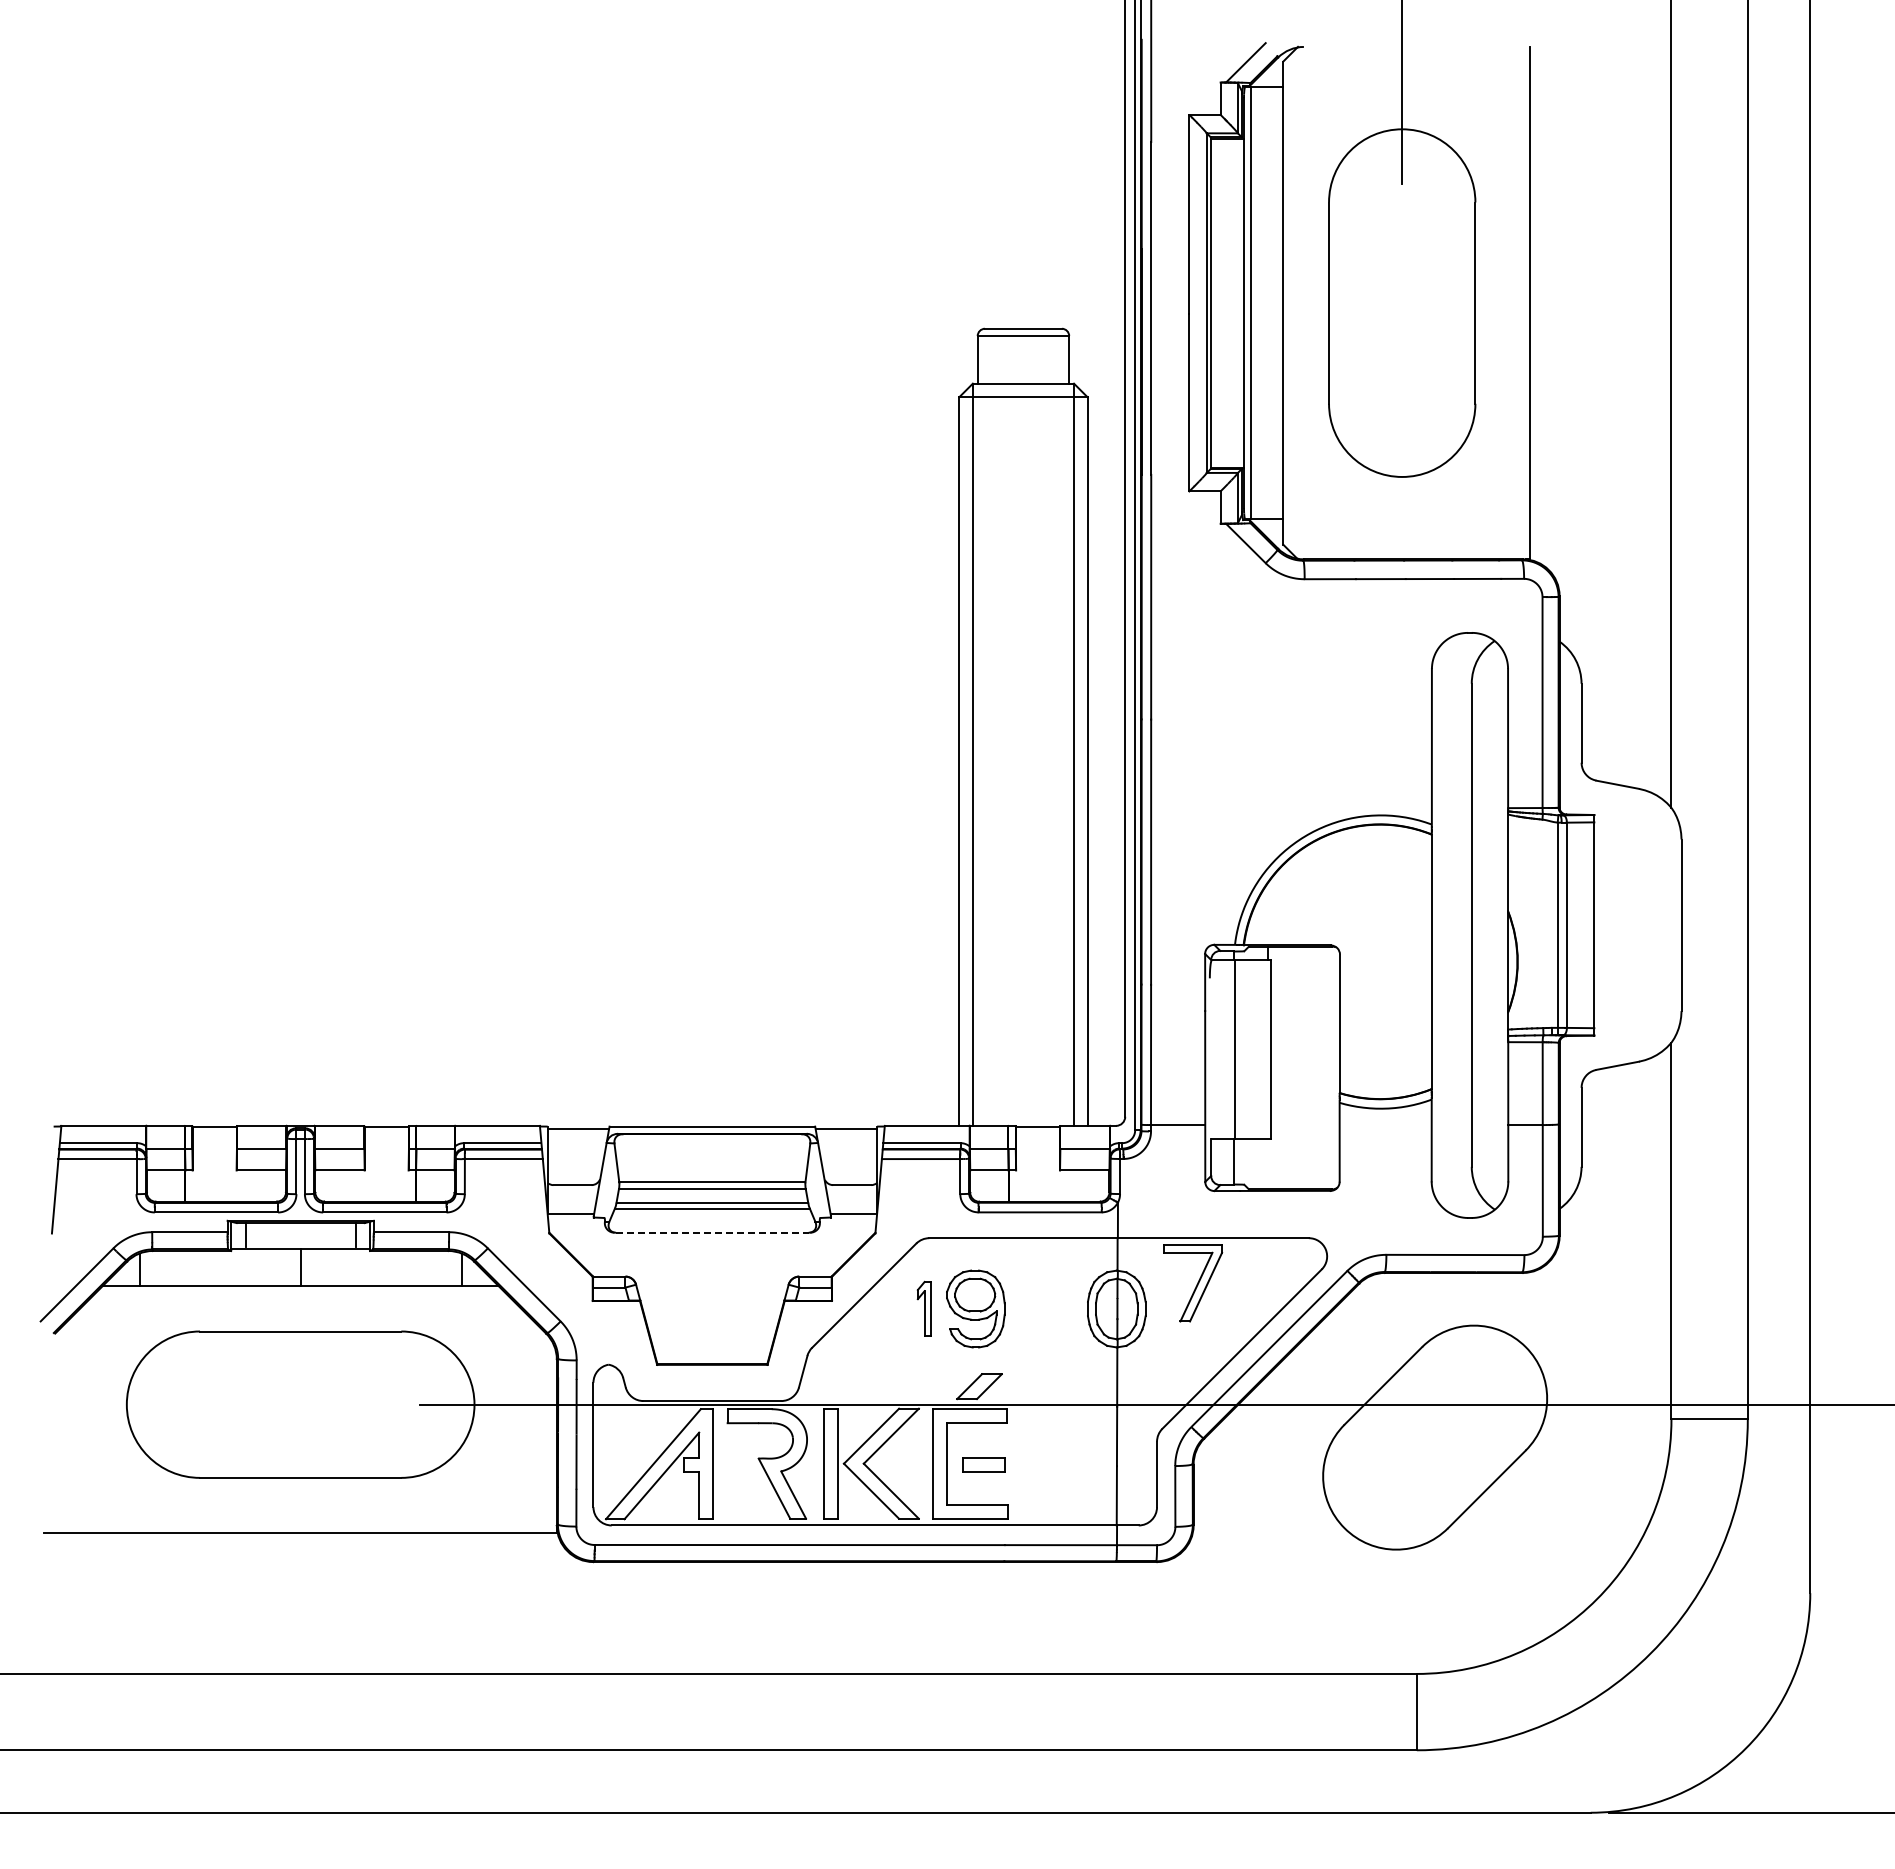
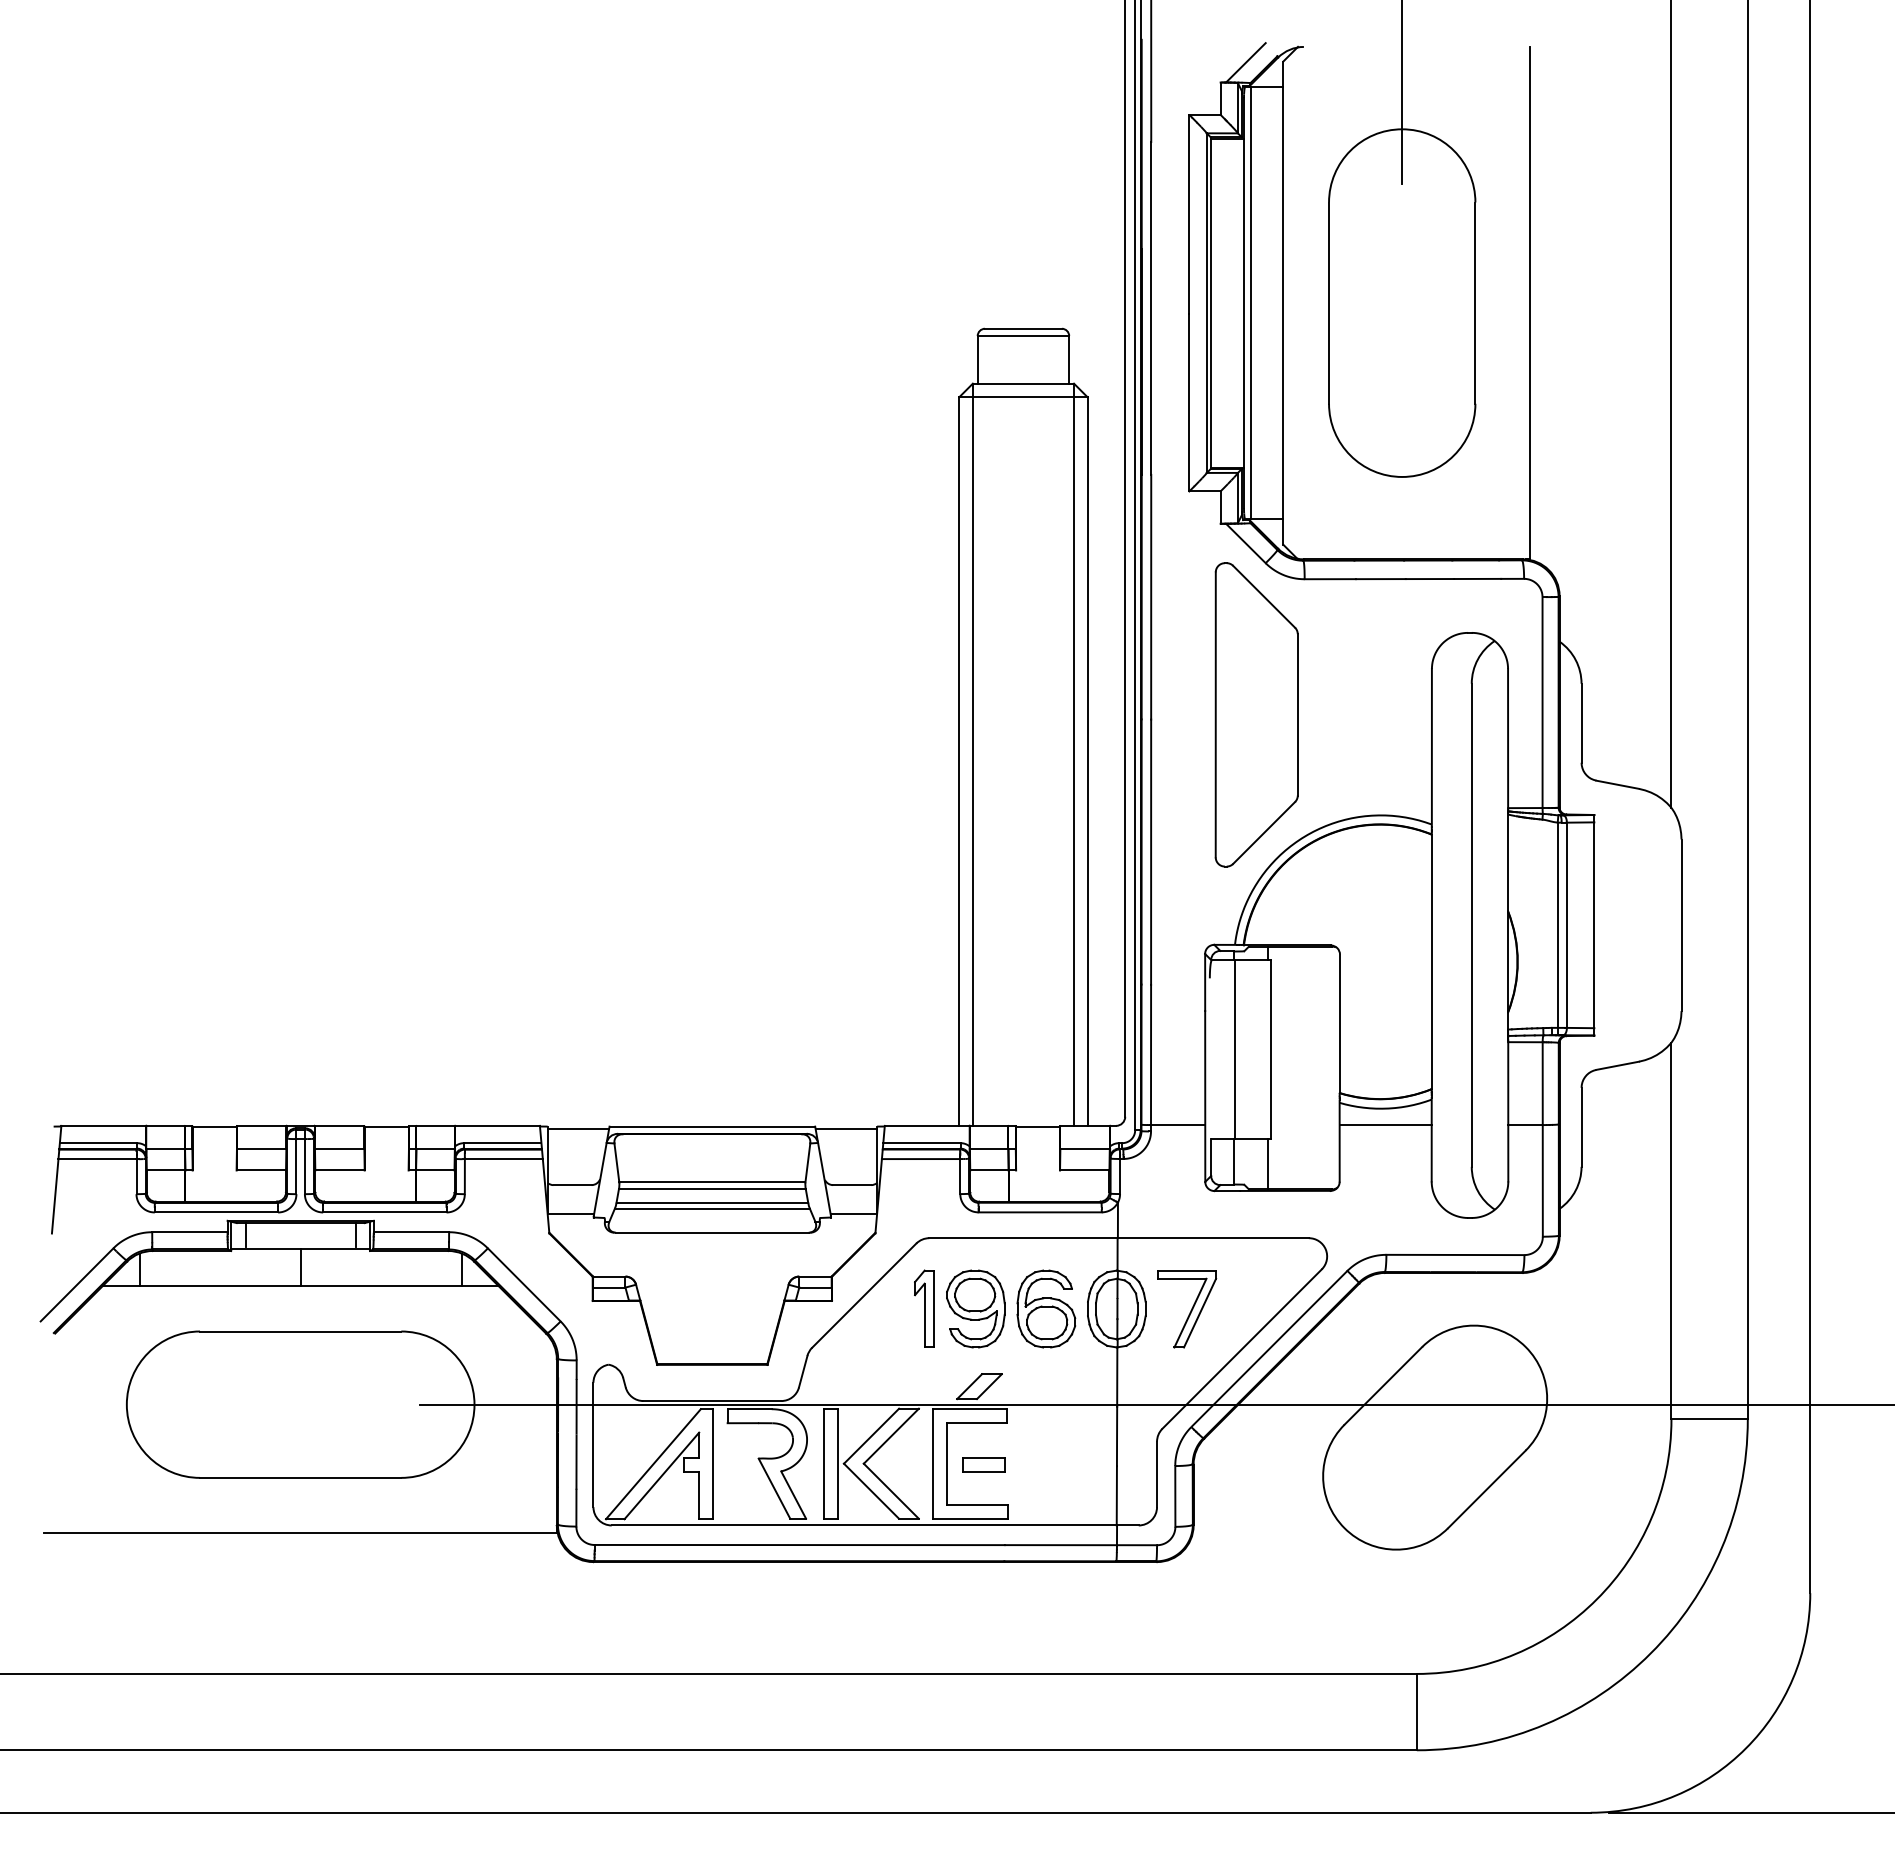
part: none -> present (1256, 714)
line: none -> present (1385, 1125)
line: none -> present (1267, 1164)
line: dashed -> solid (712, 1232)
part position: (1193, 1283) -> (1187, 1309) (1187, 1309)
part size: 16x57 px -> 21x79 px (924, 1308)
part: none -> present (1046, 1308)
